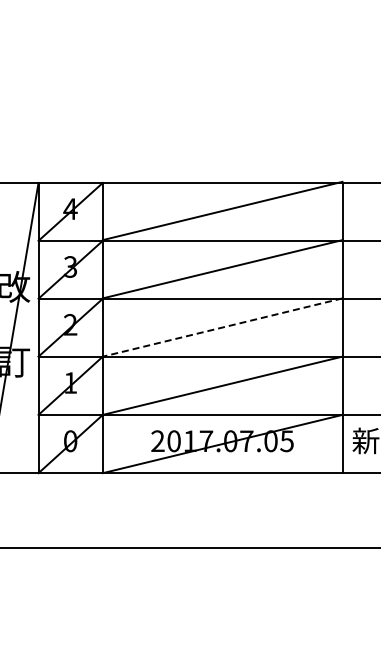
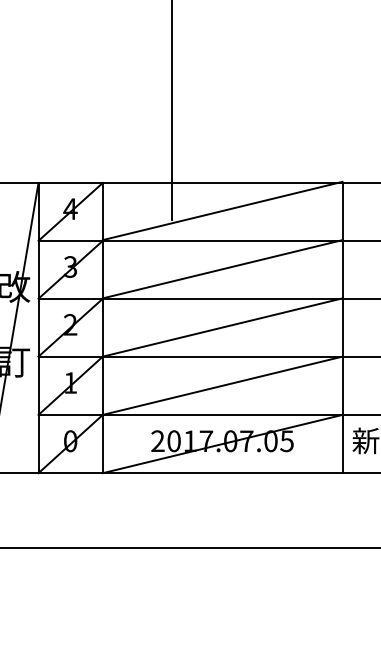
line: none -> present (172, 110)
line: dashed -> solid (222, 327)
